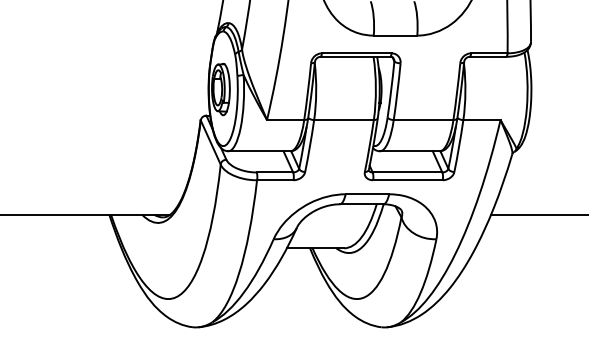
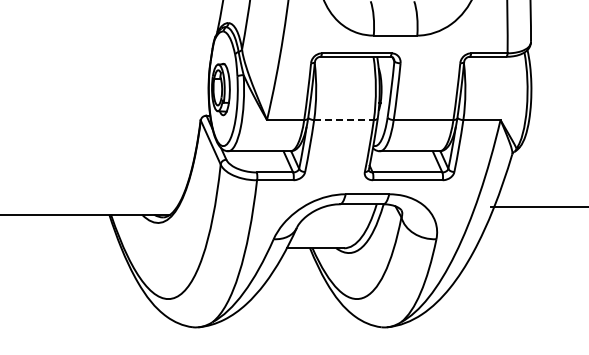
line: solid -> dashed (344, 120)
line position: (538, 214) -> (538, 206) (538, 206)
